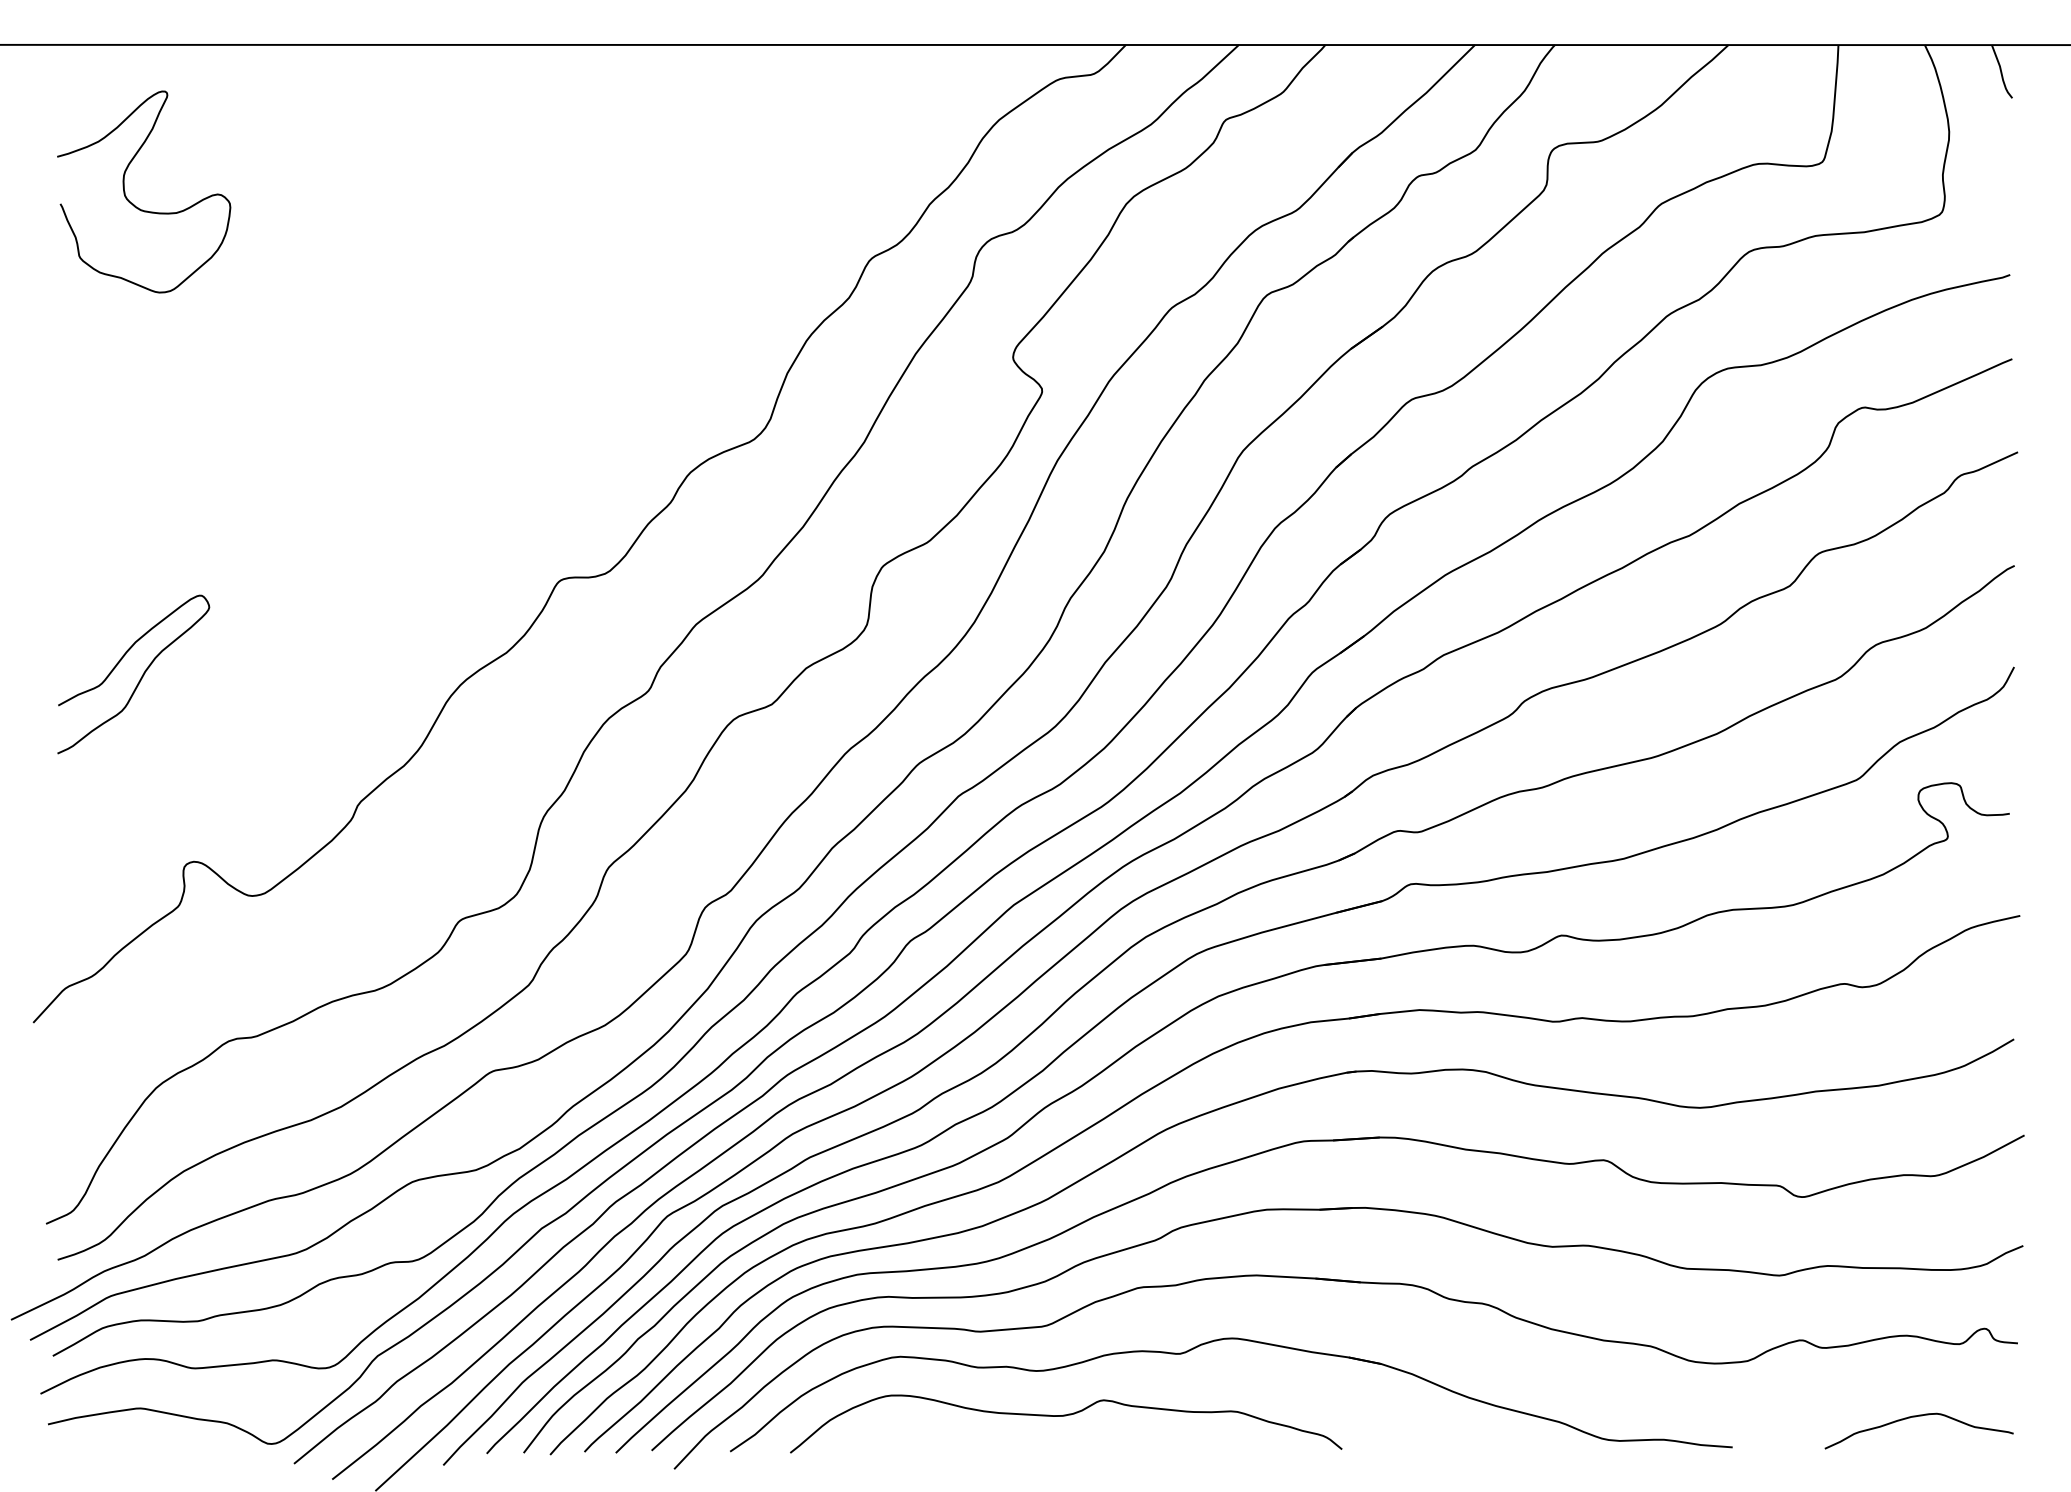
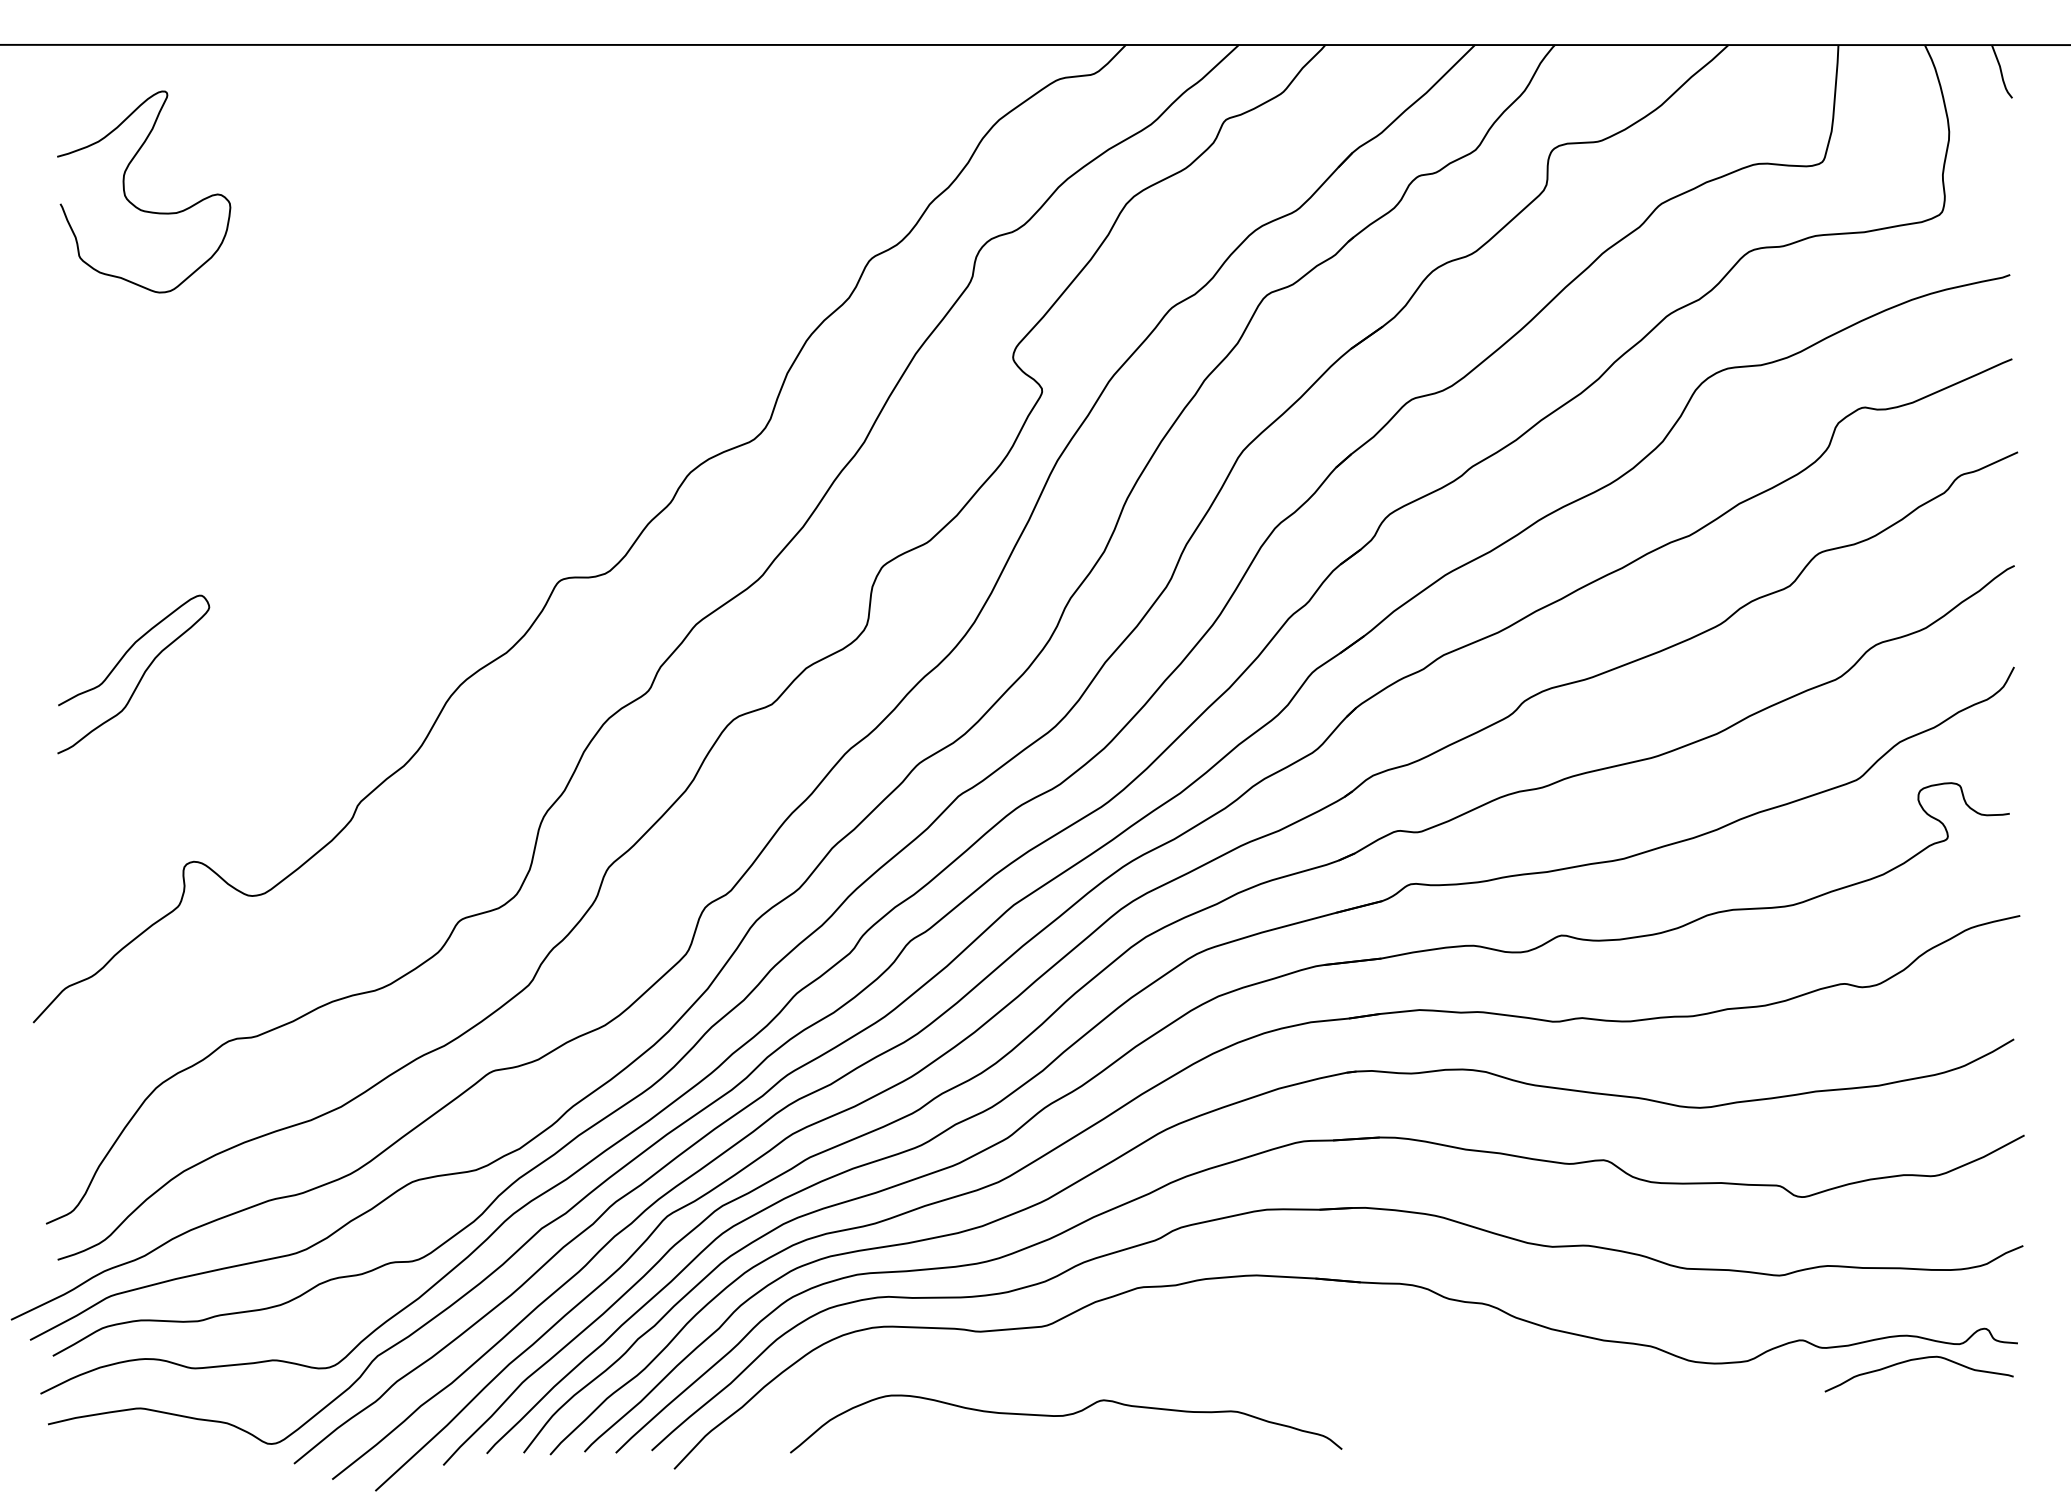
part: present -> none (1222, 1340)
curve position: (1915, 1417) -> (1915, 1360) (1915, 1360)
